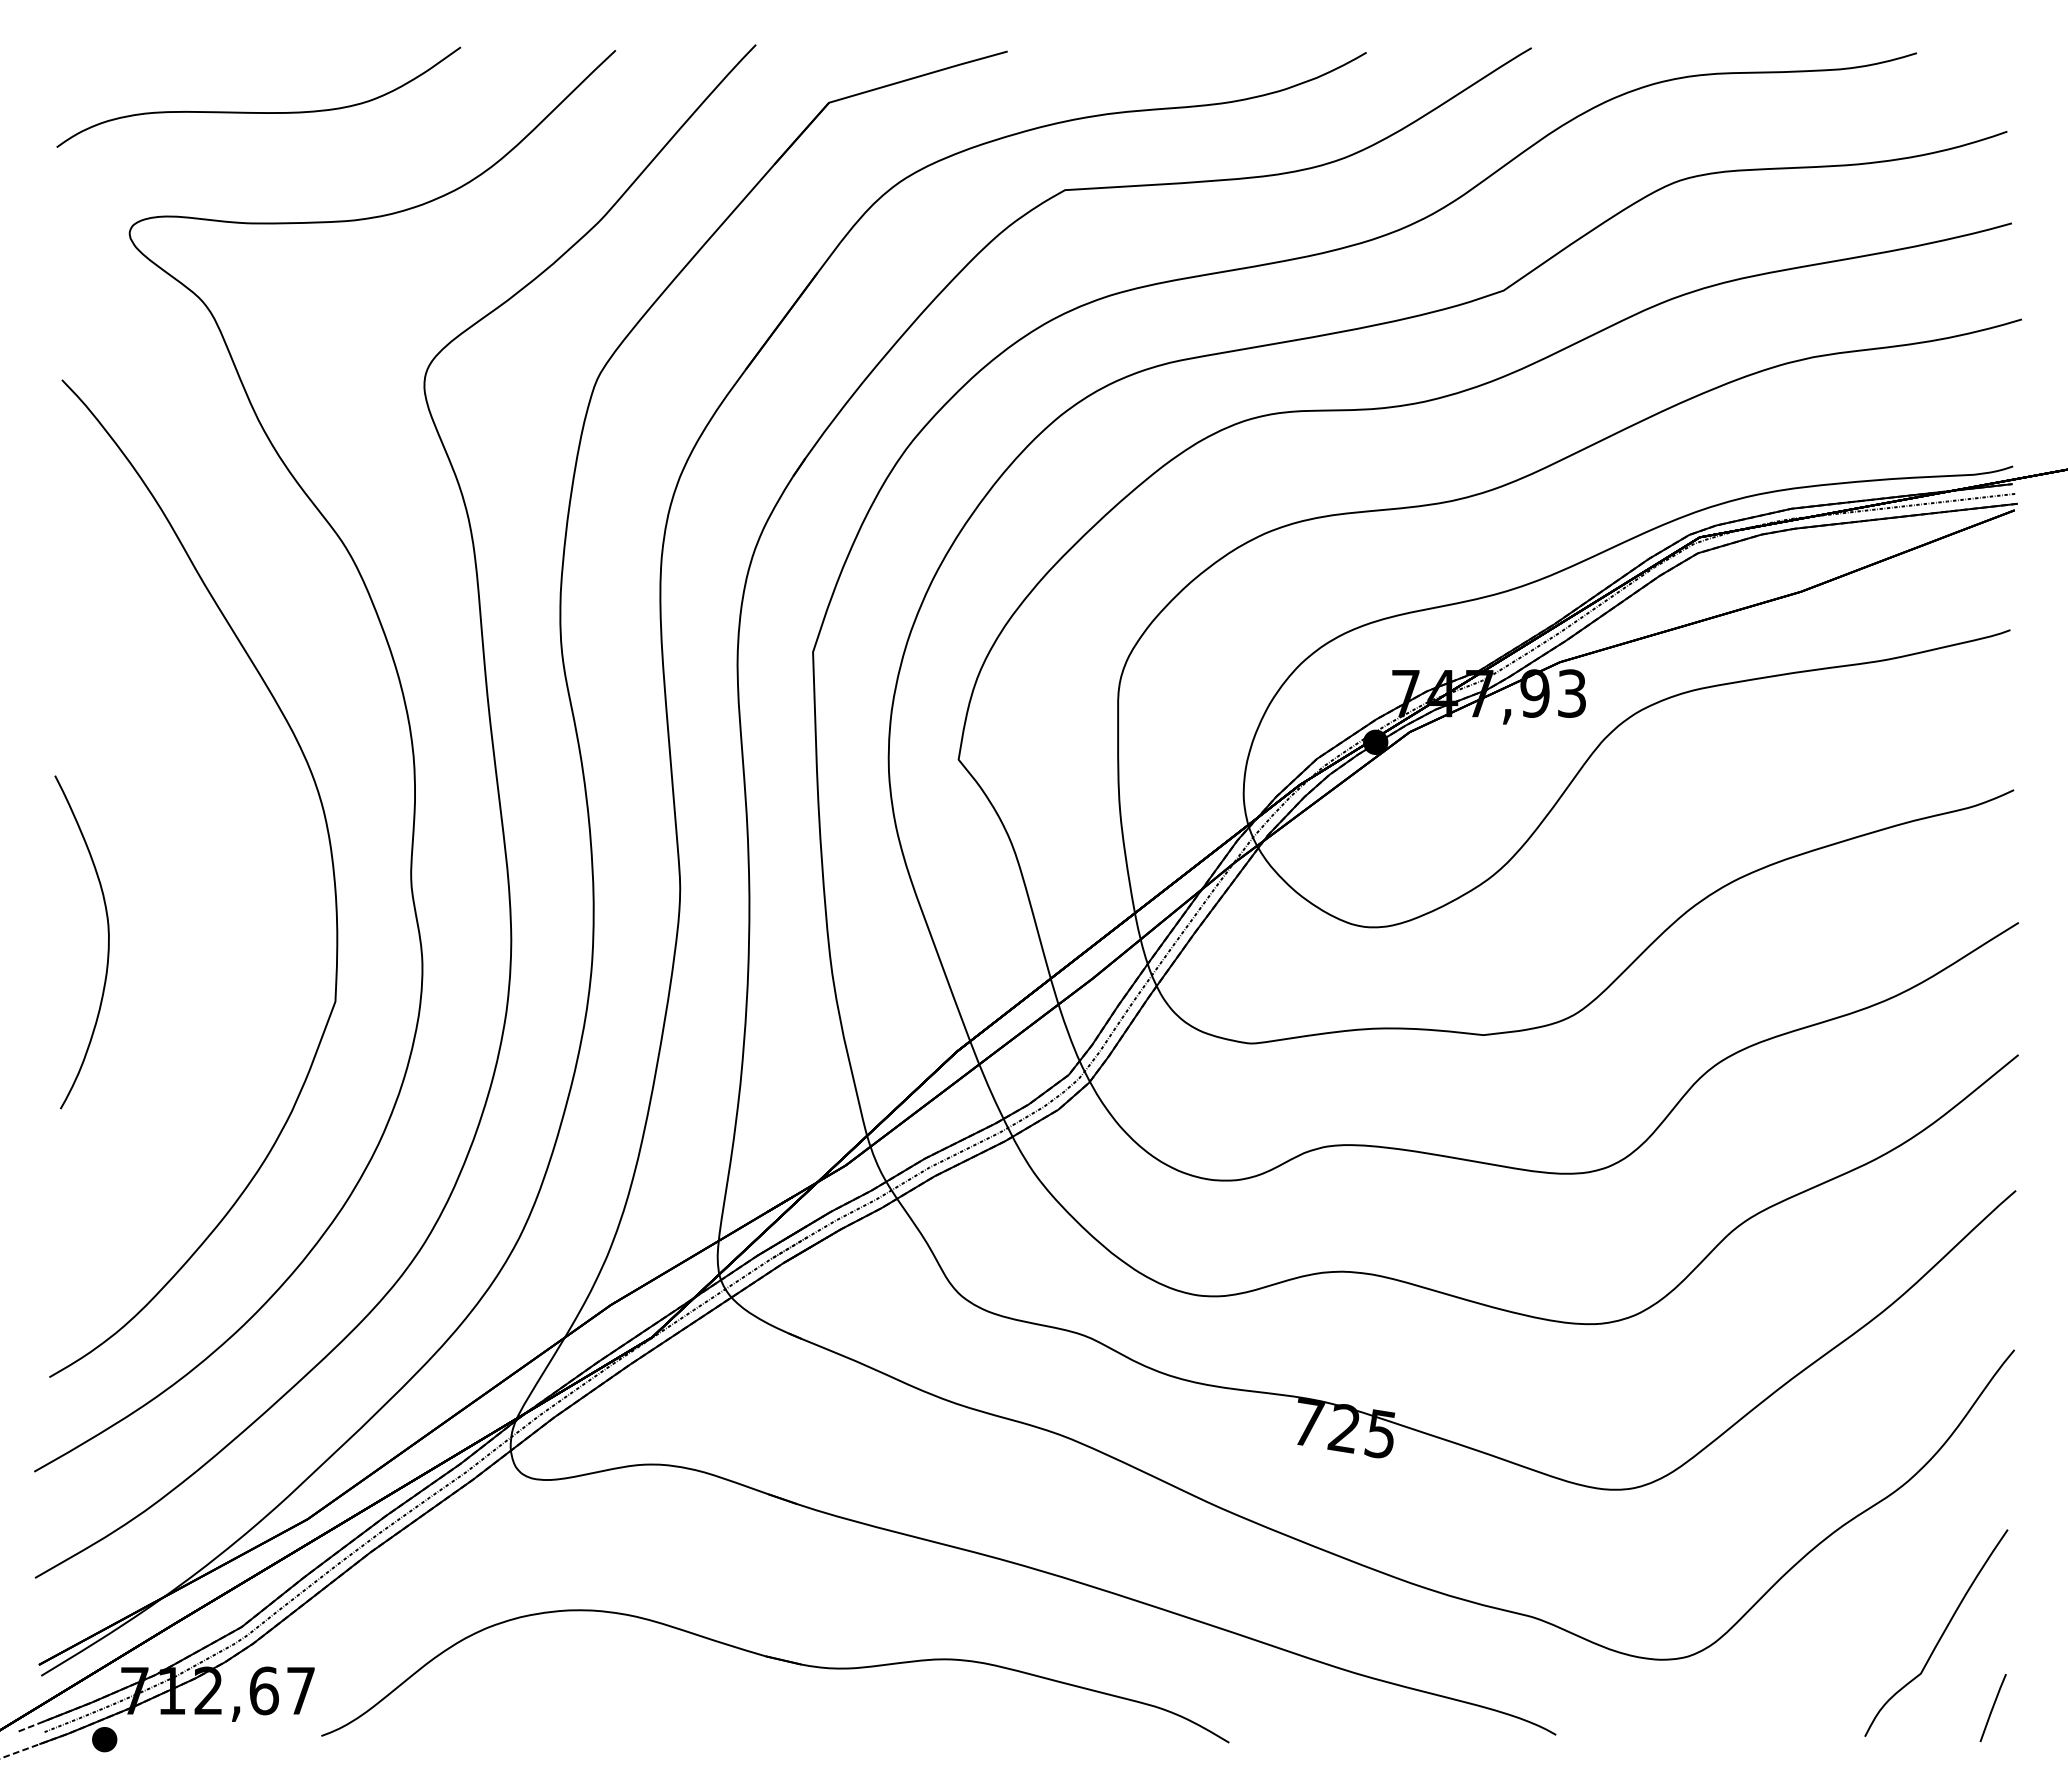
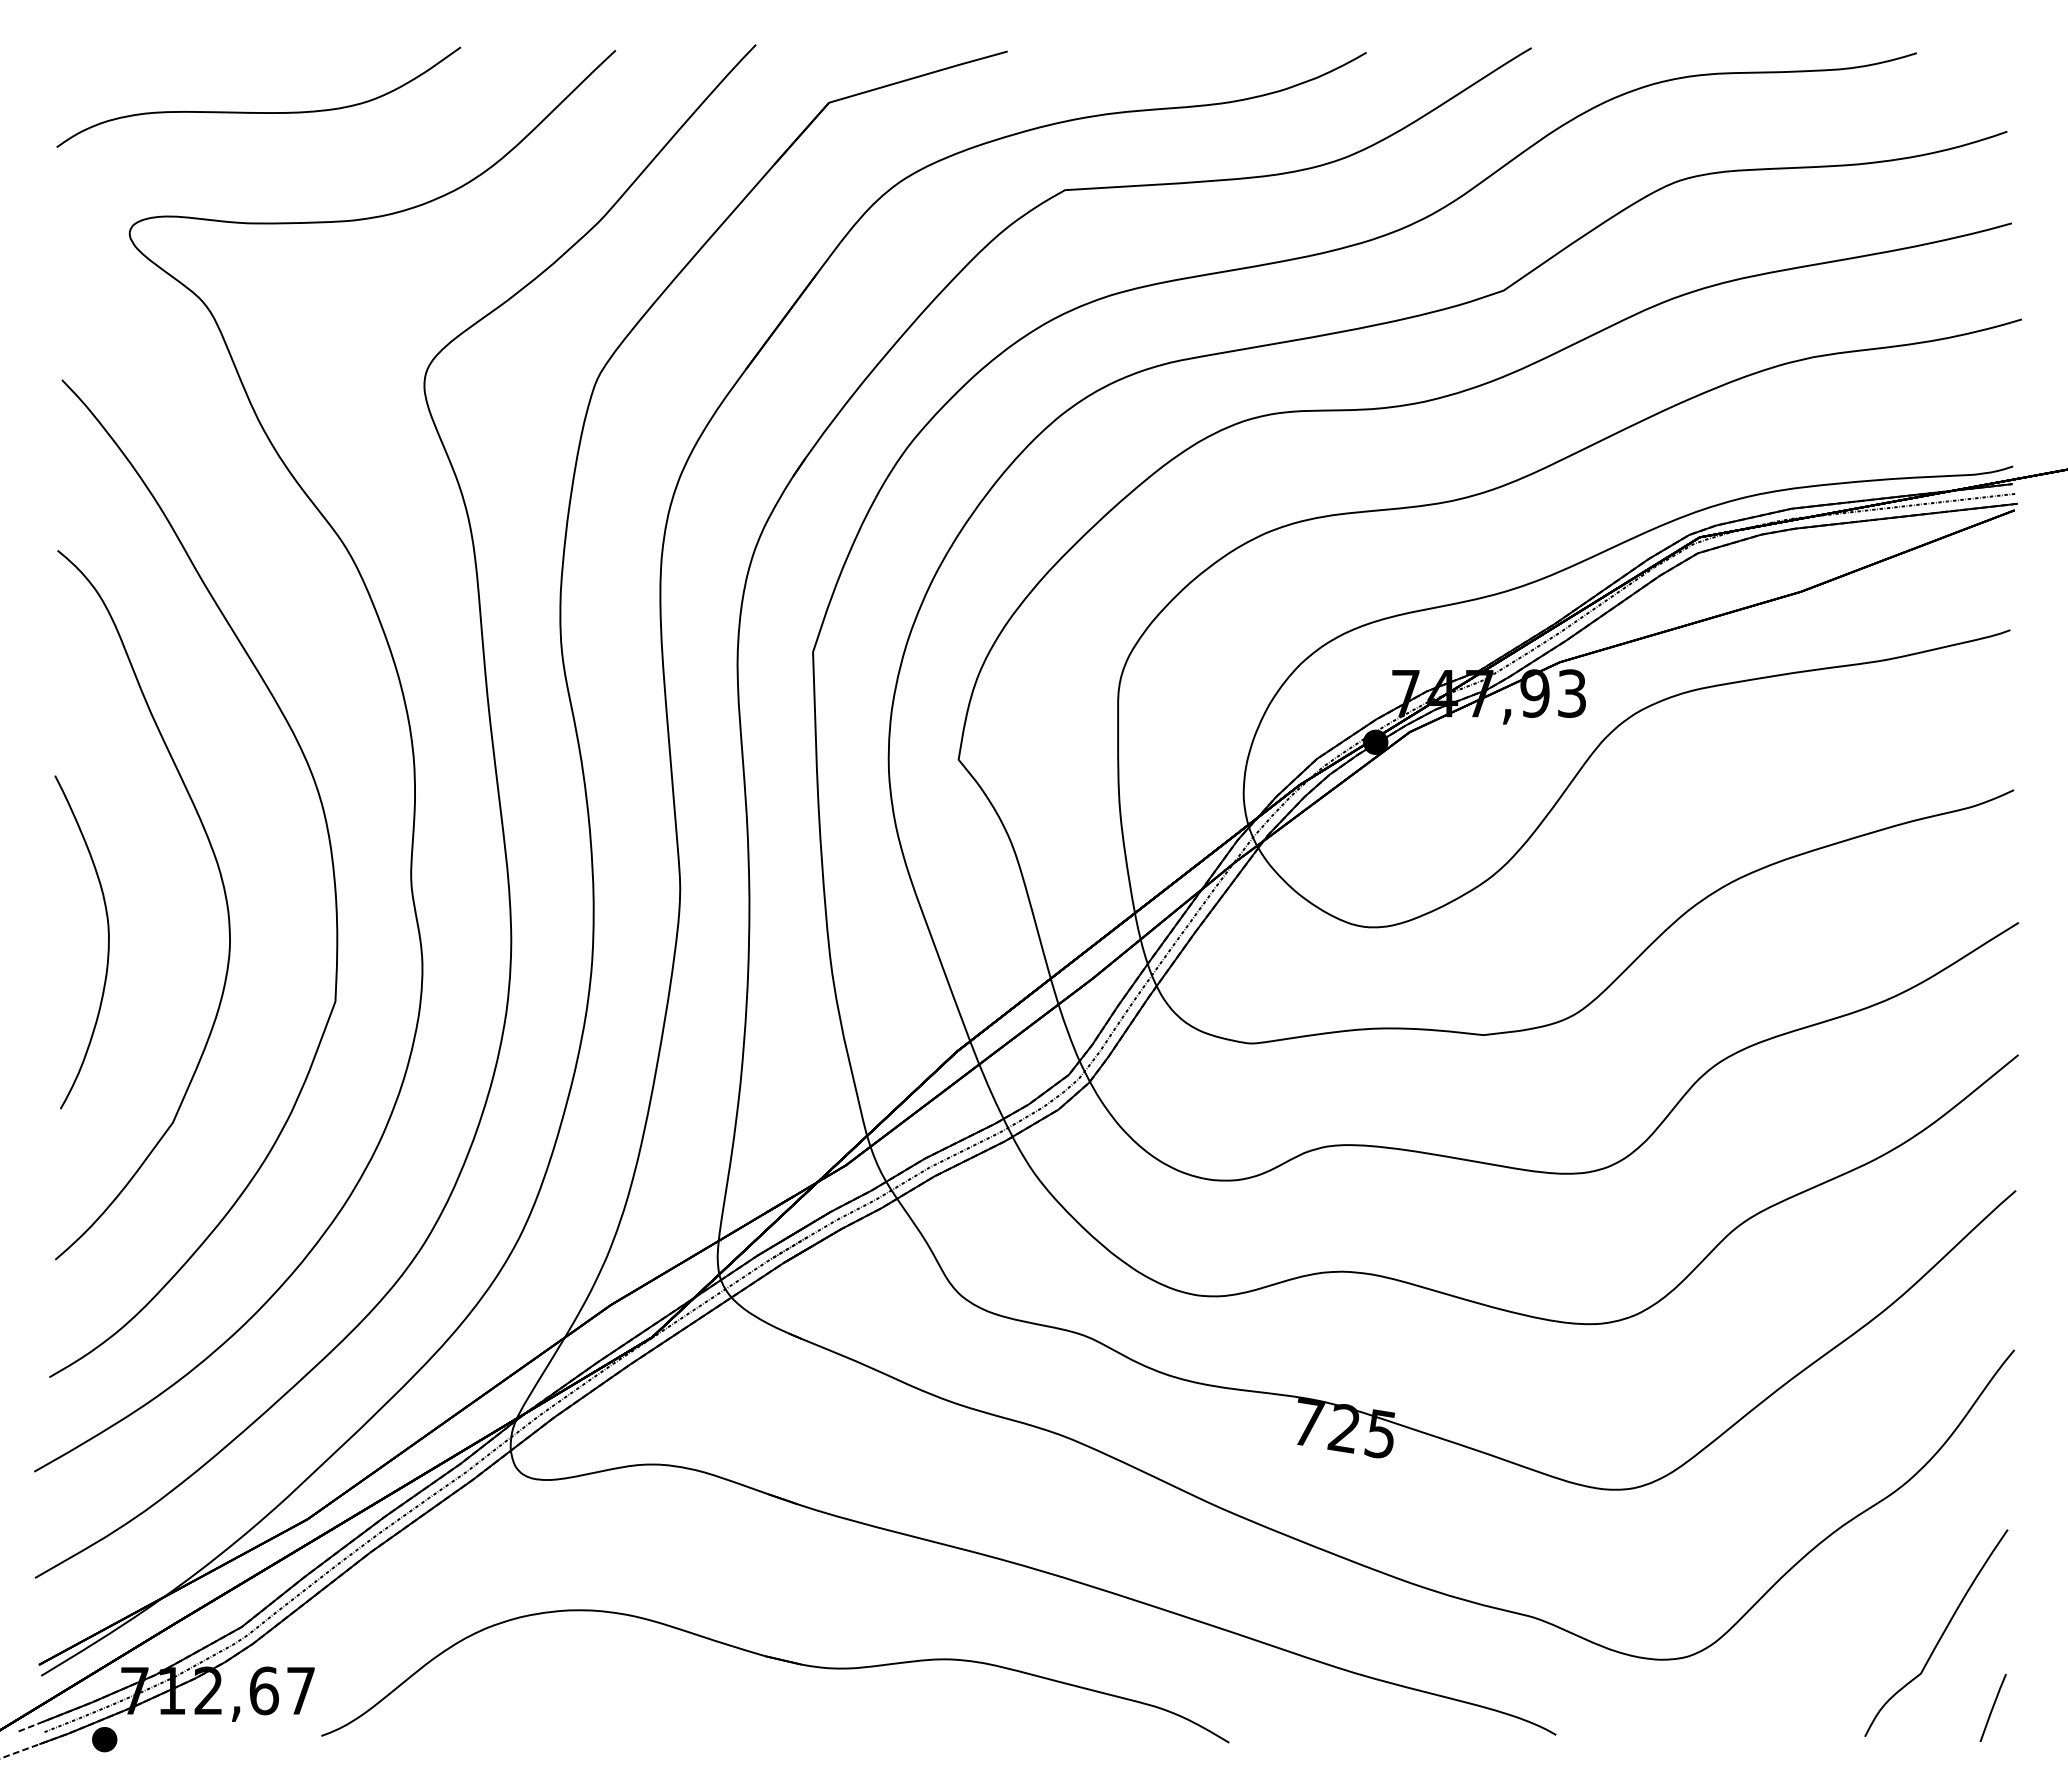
part: none -> present (222, 886)
